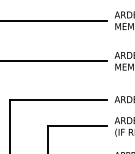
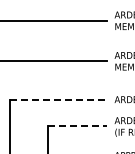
line: solid -> dashed (59, 99)
line: solid -> dashed (78, 126)
